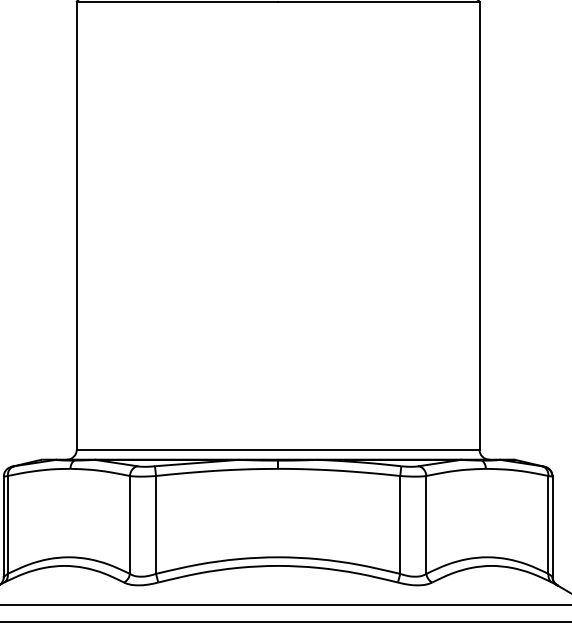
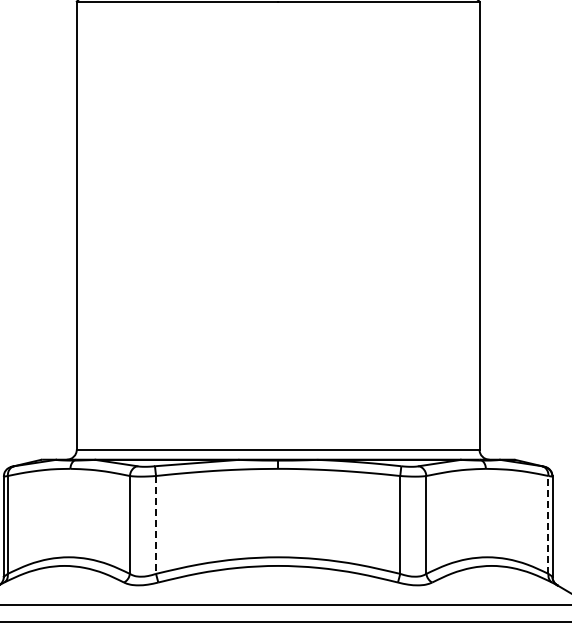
line: solid -> dashed (156, 524)
line: solid -> dashed (548, 524)
